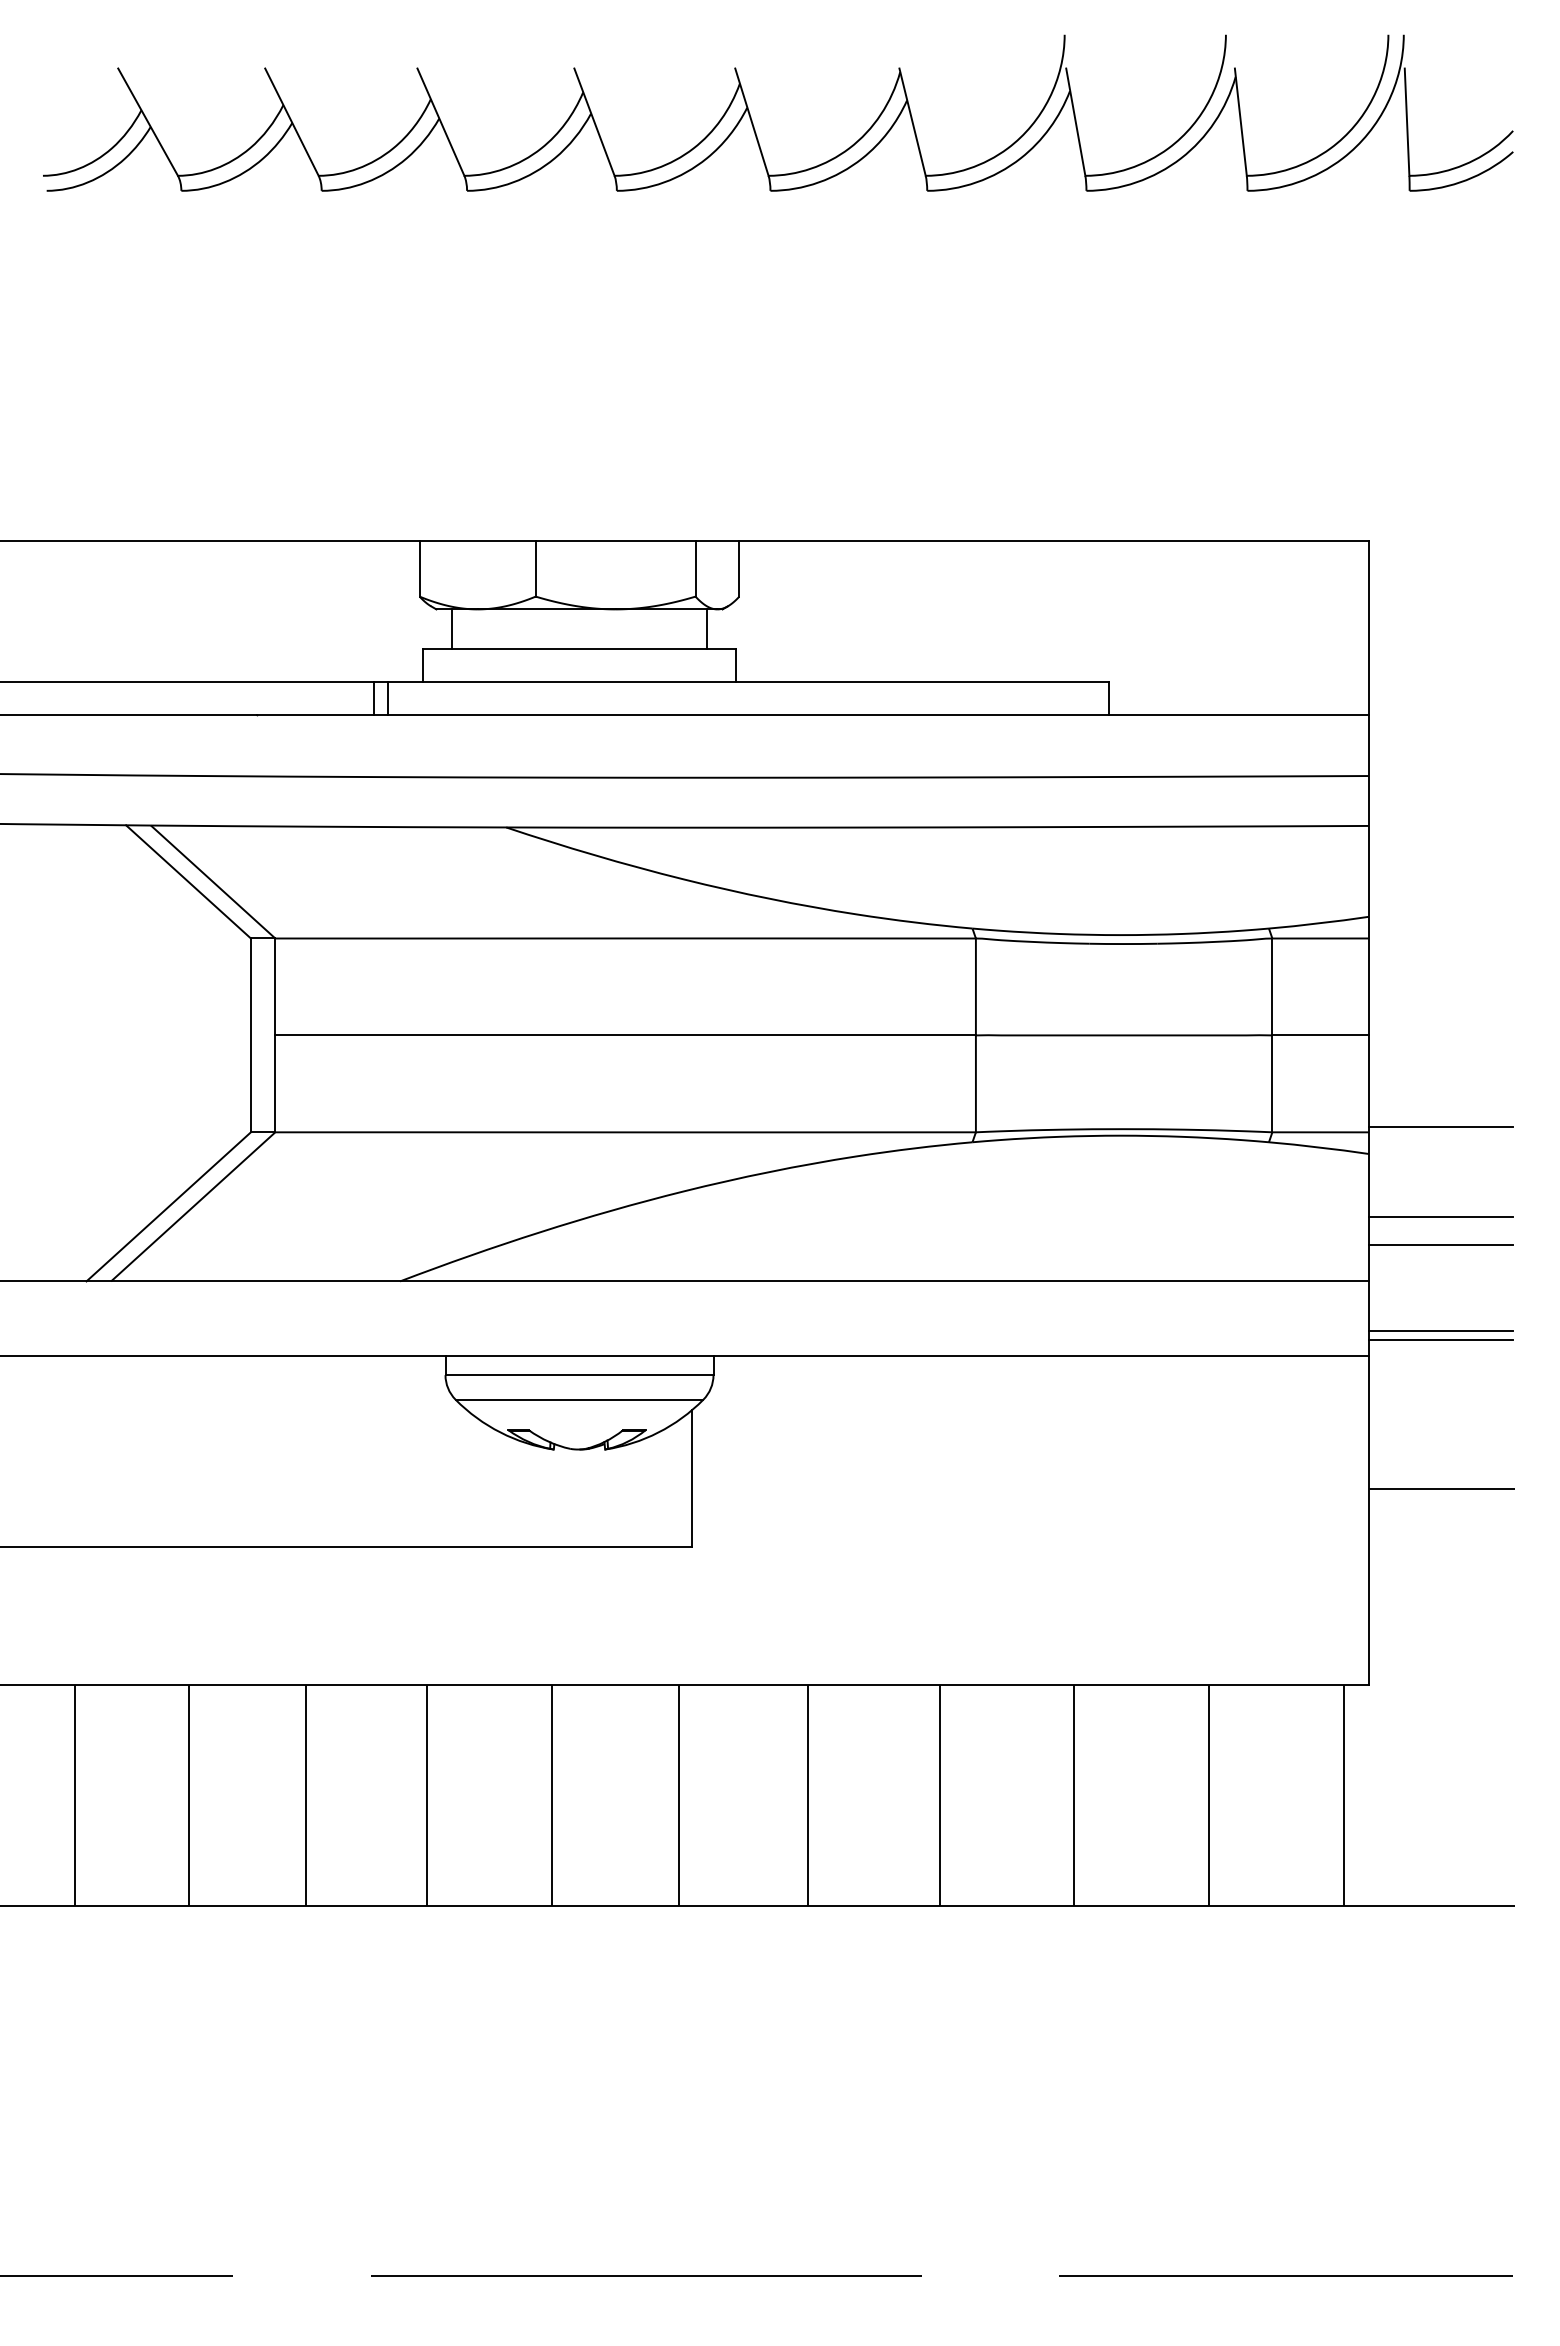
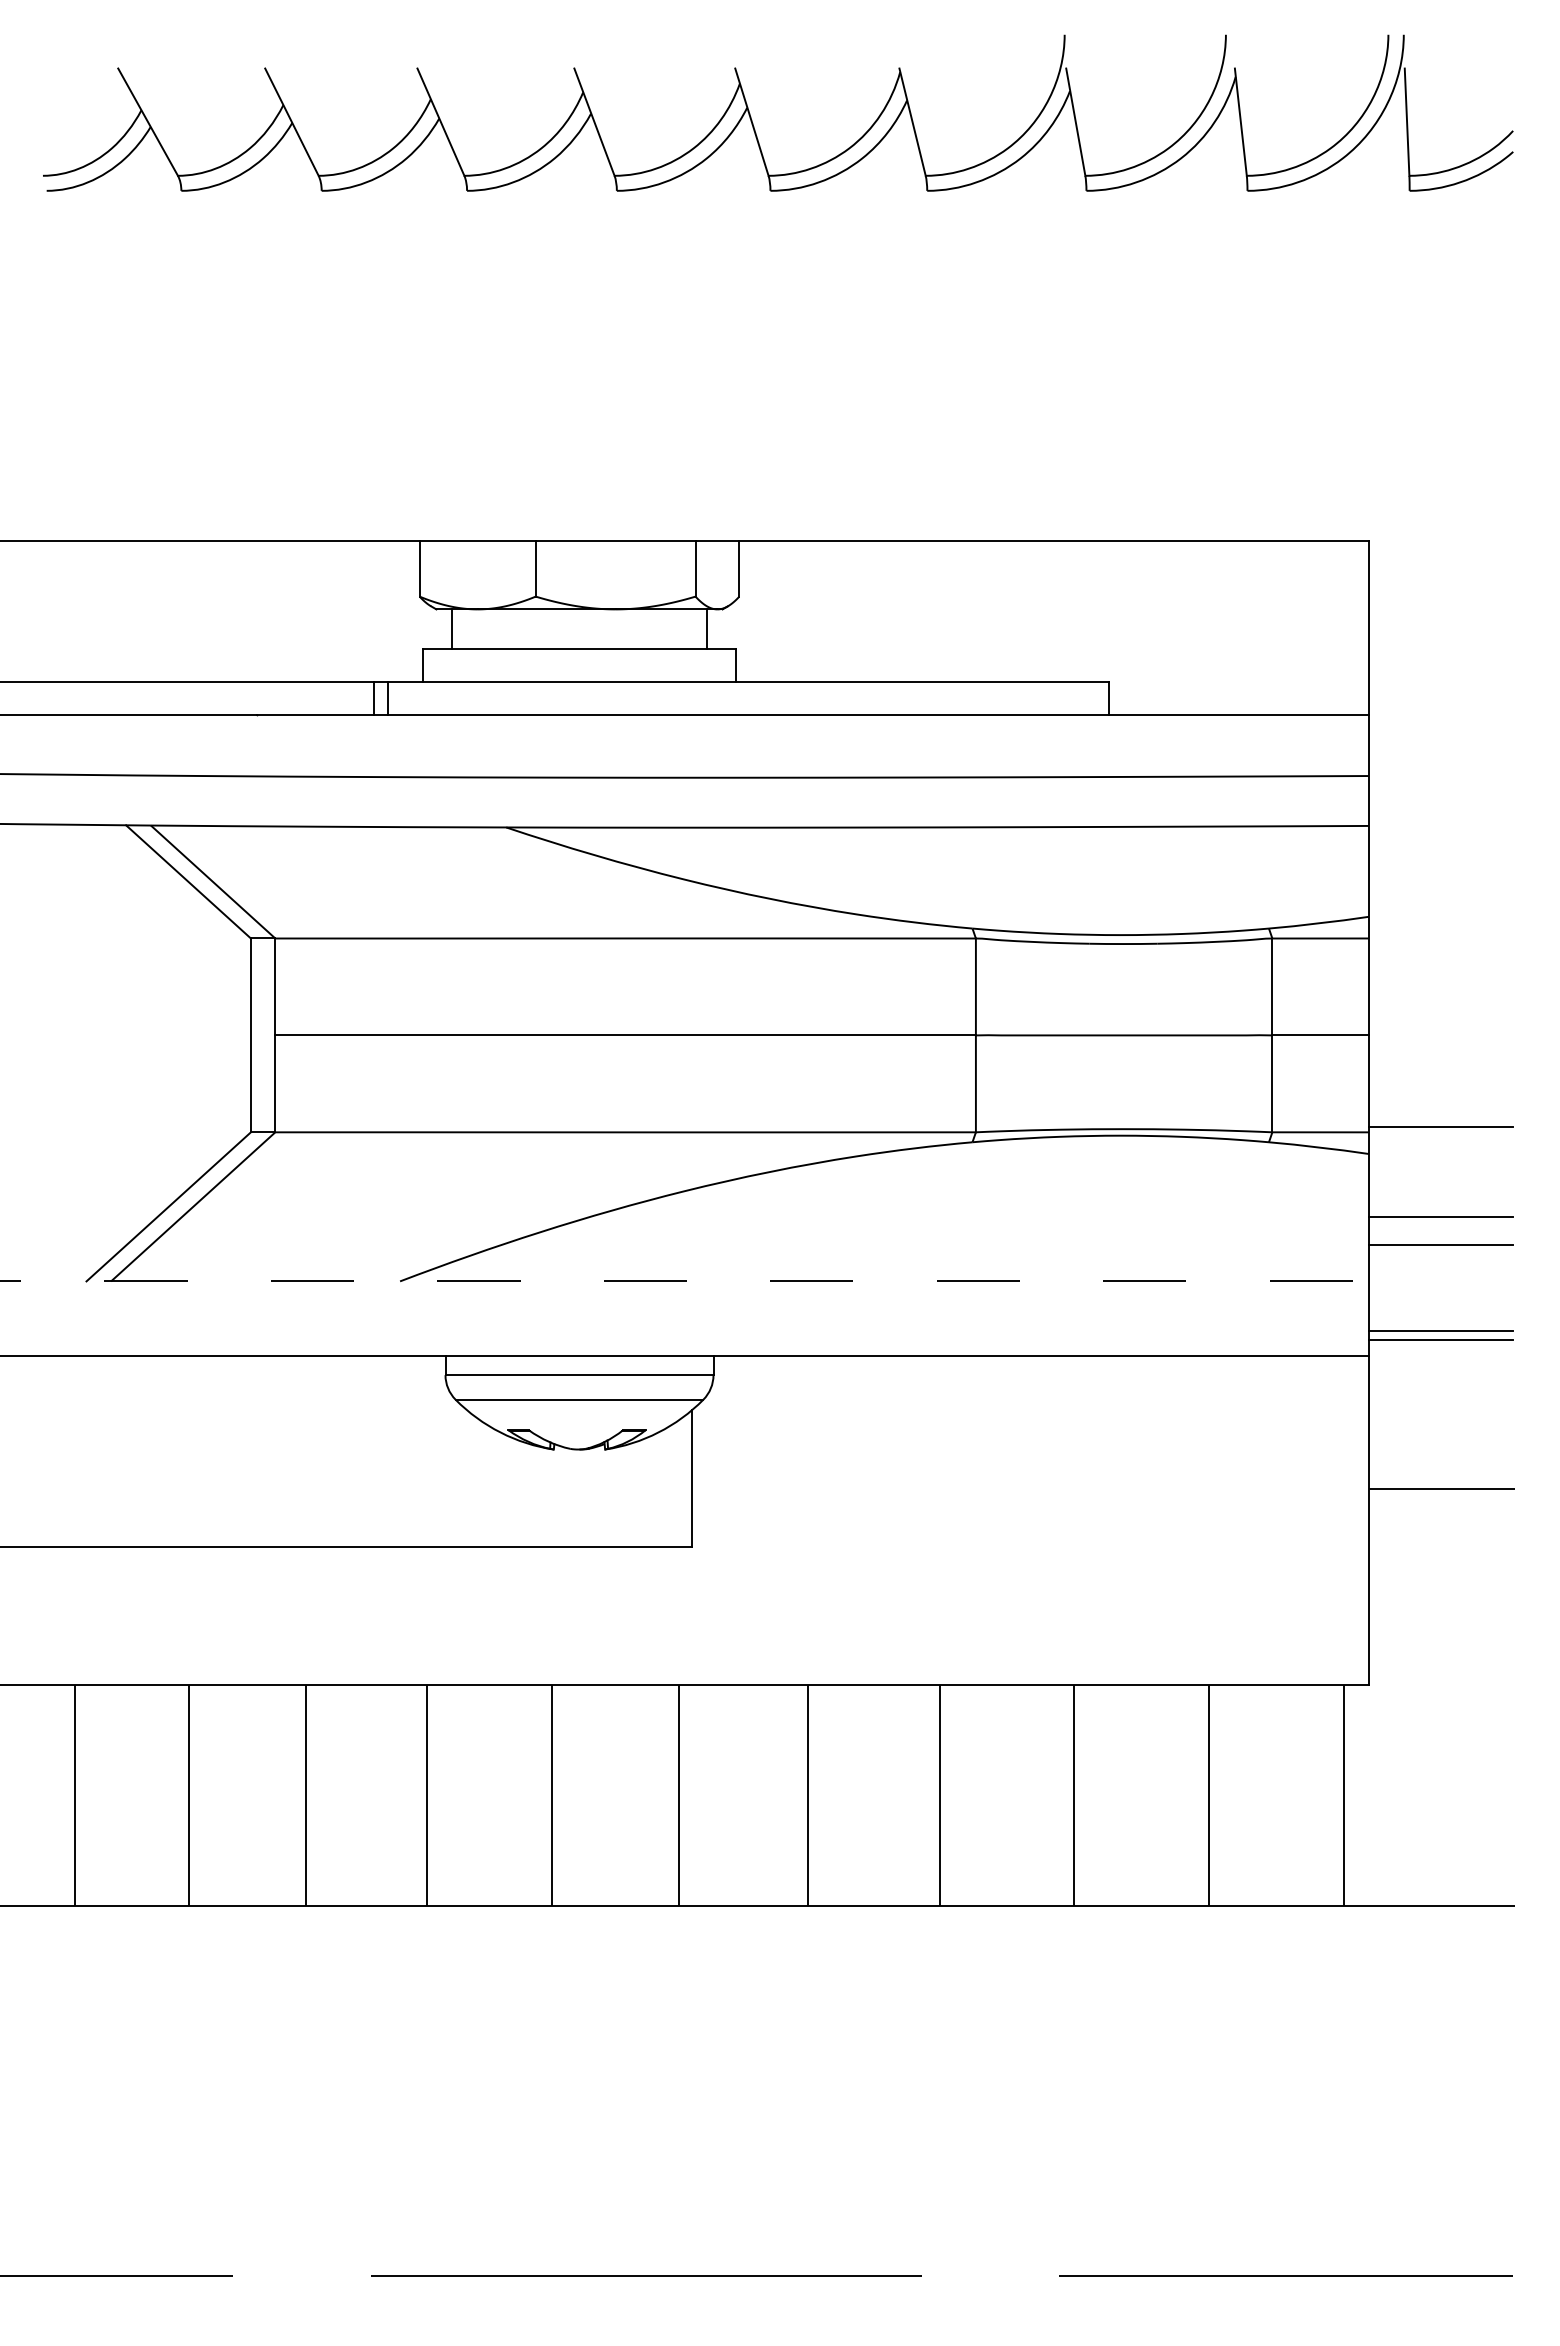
line: solid -> dashed (685, 1281)
